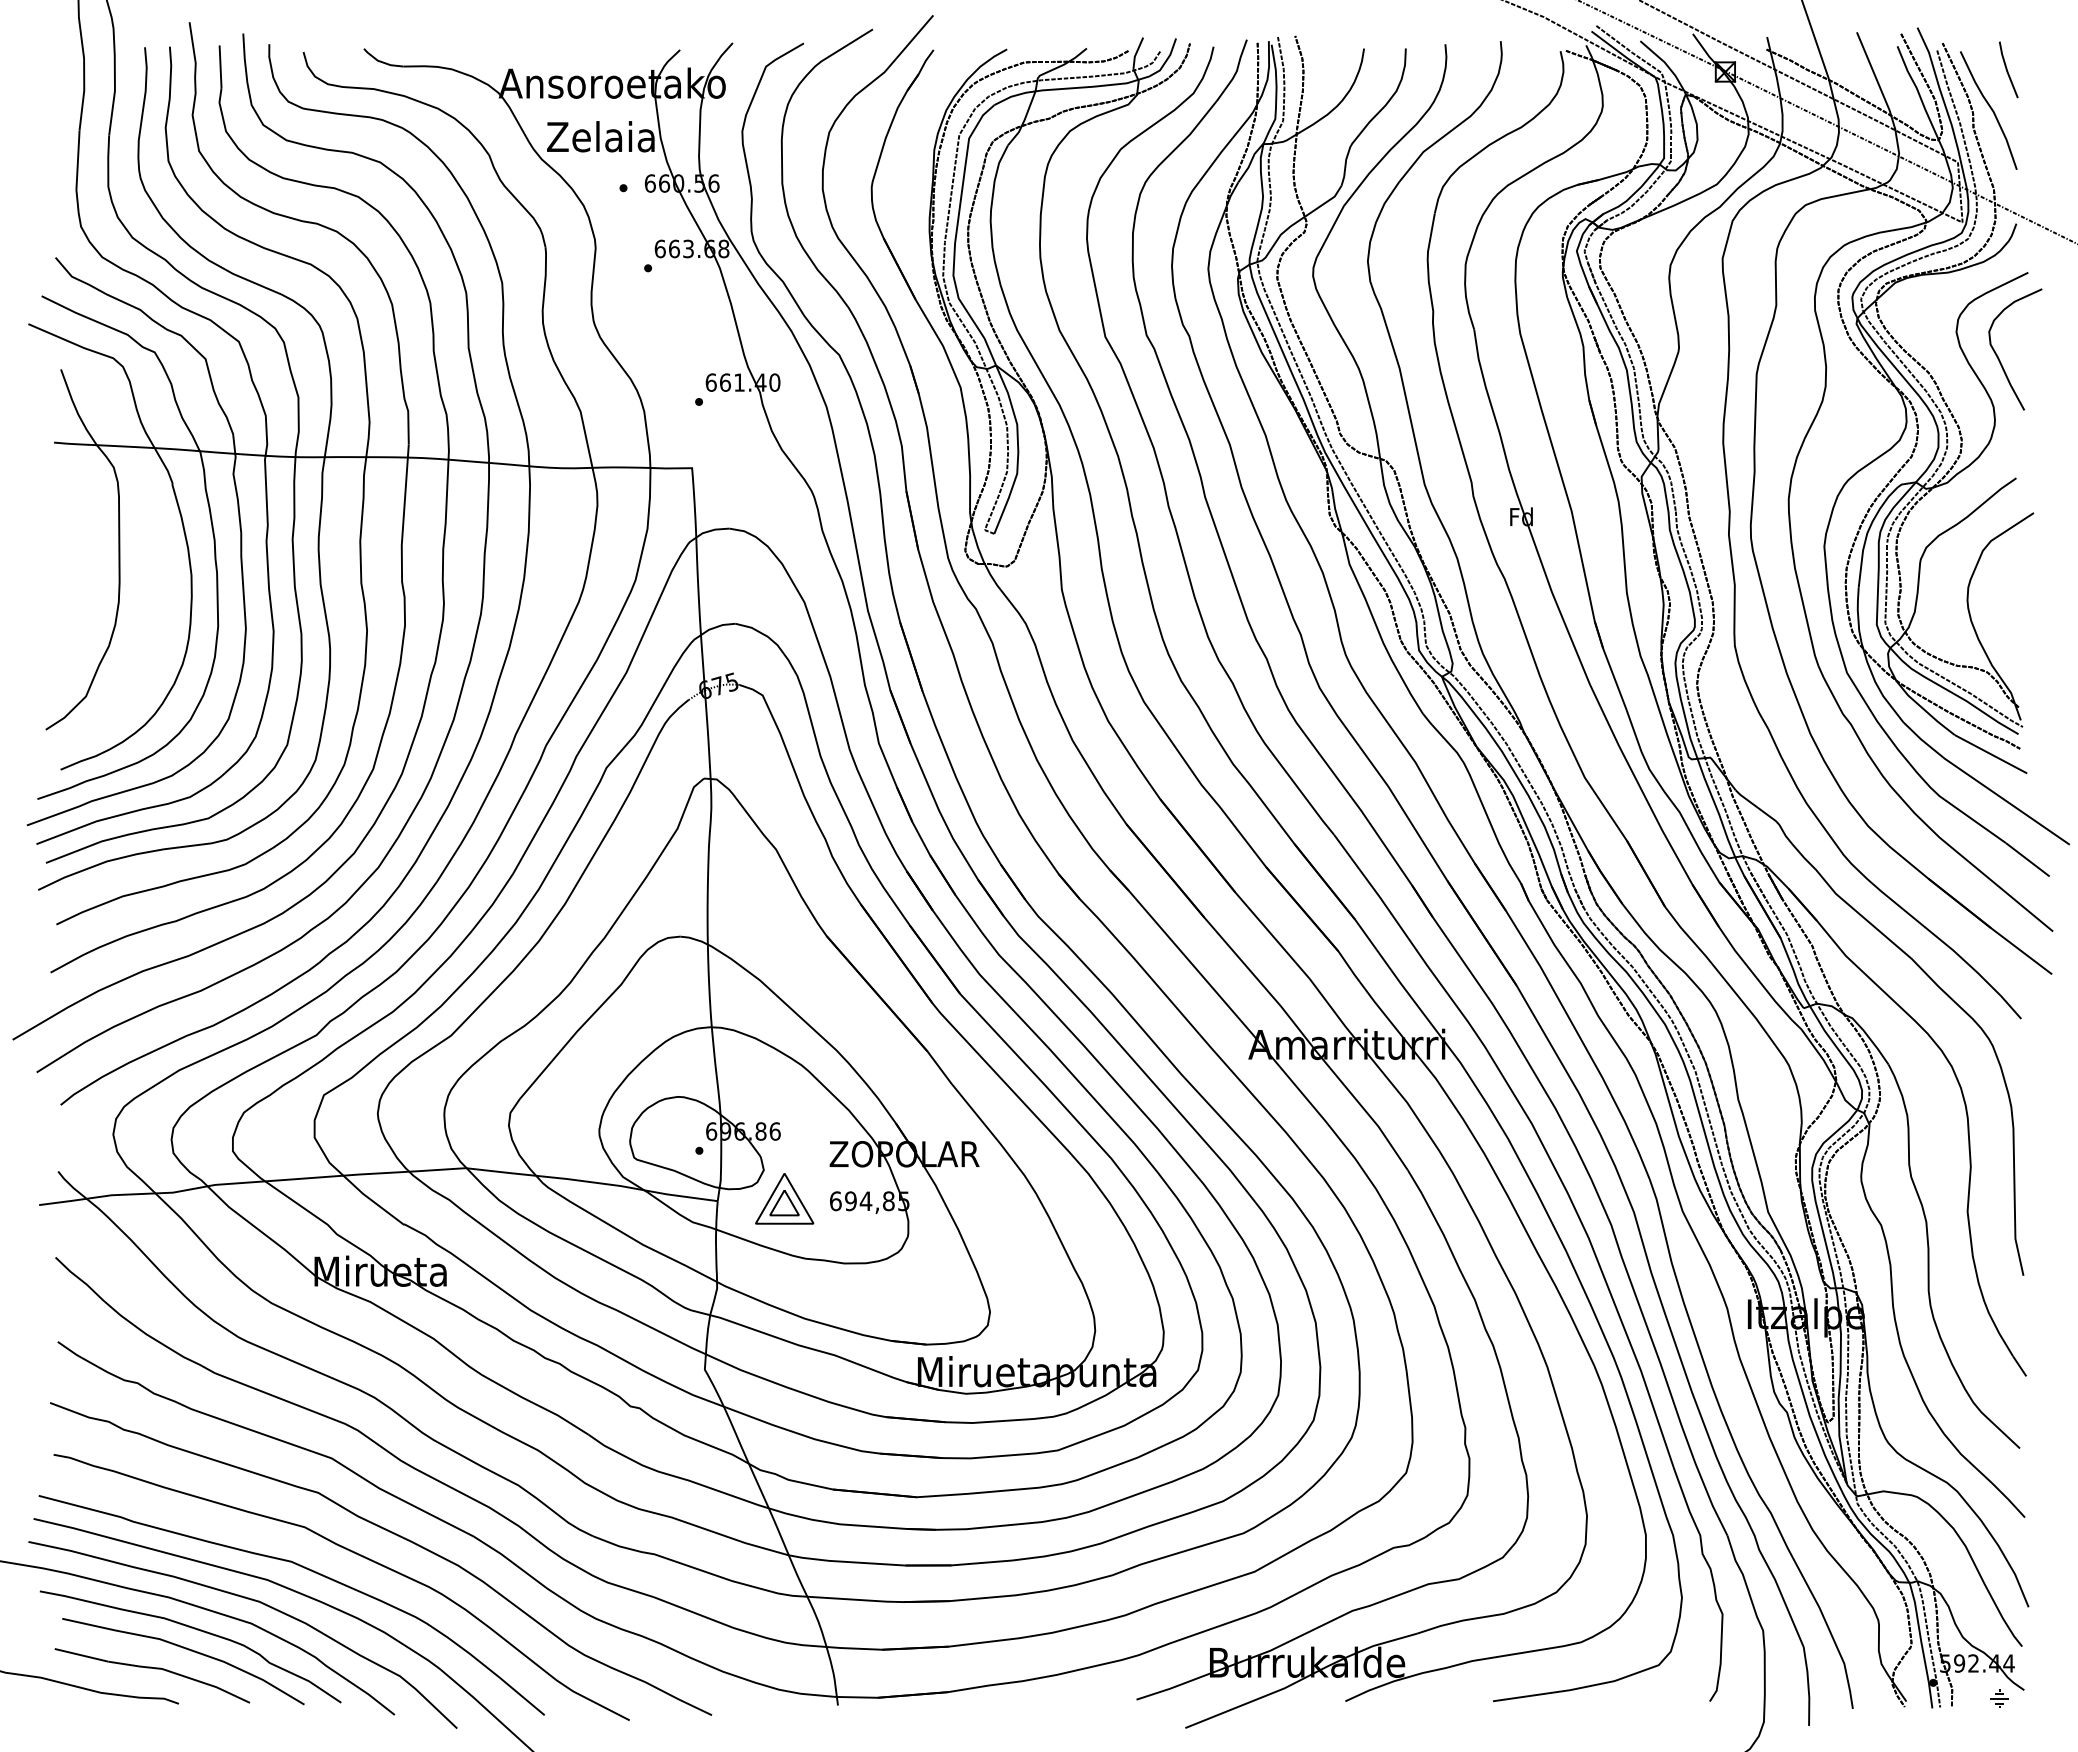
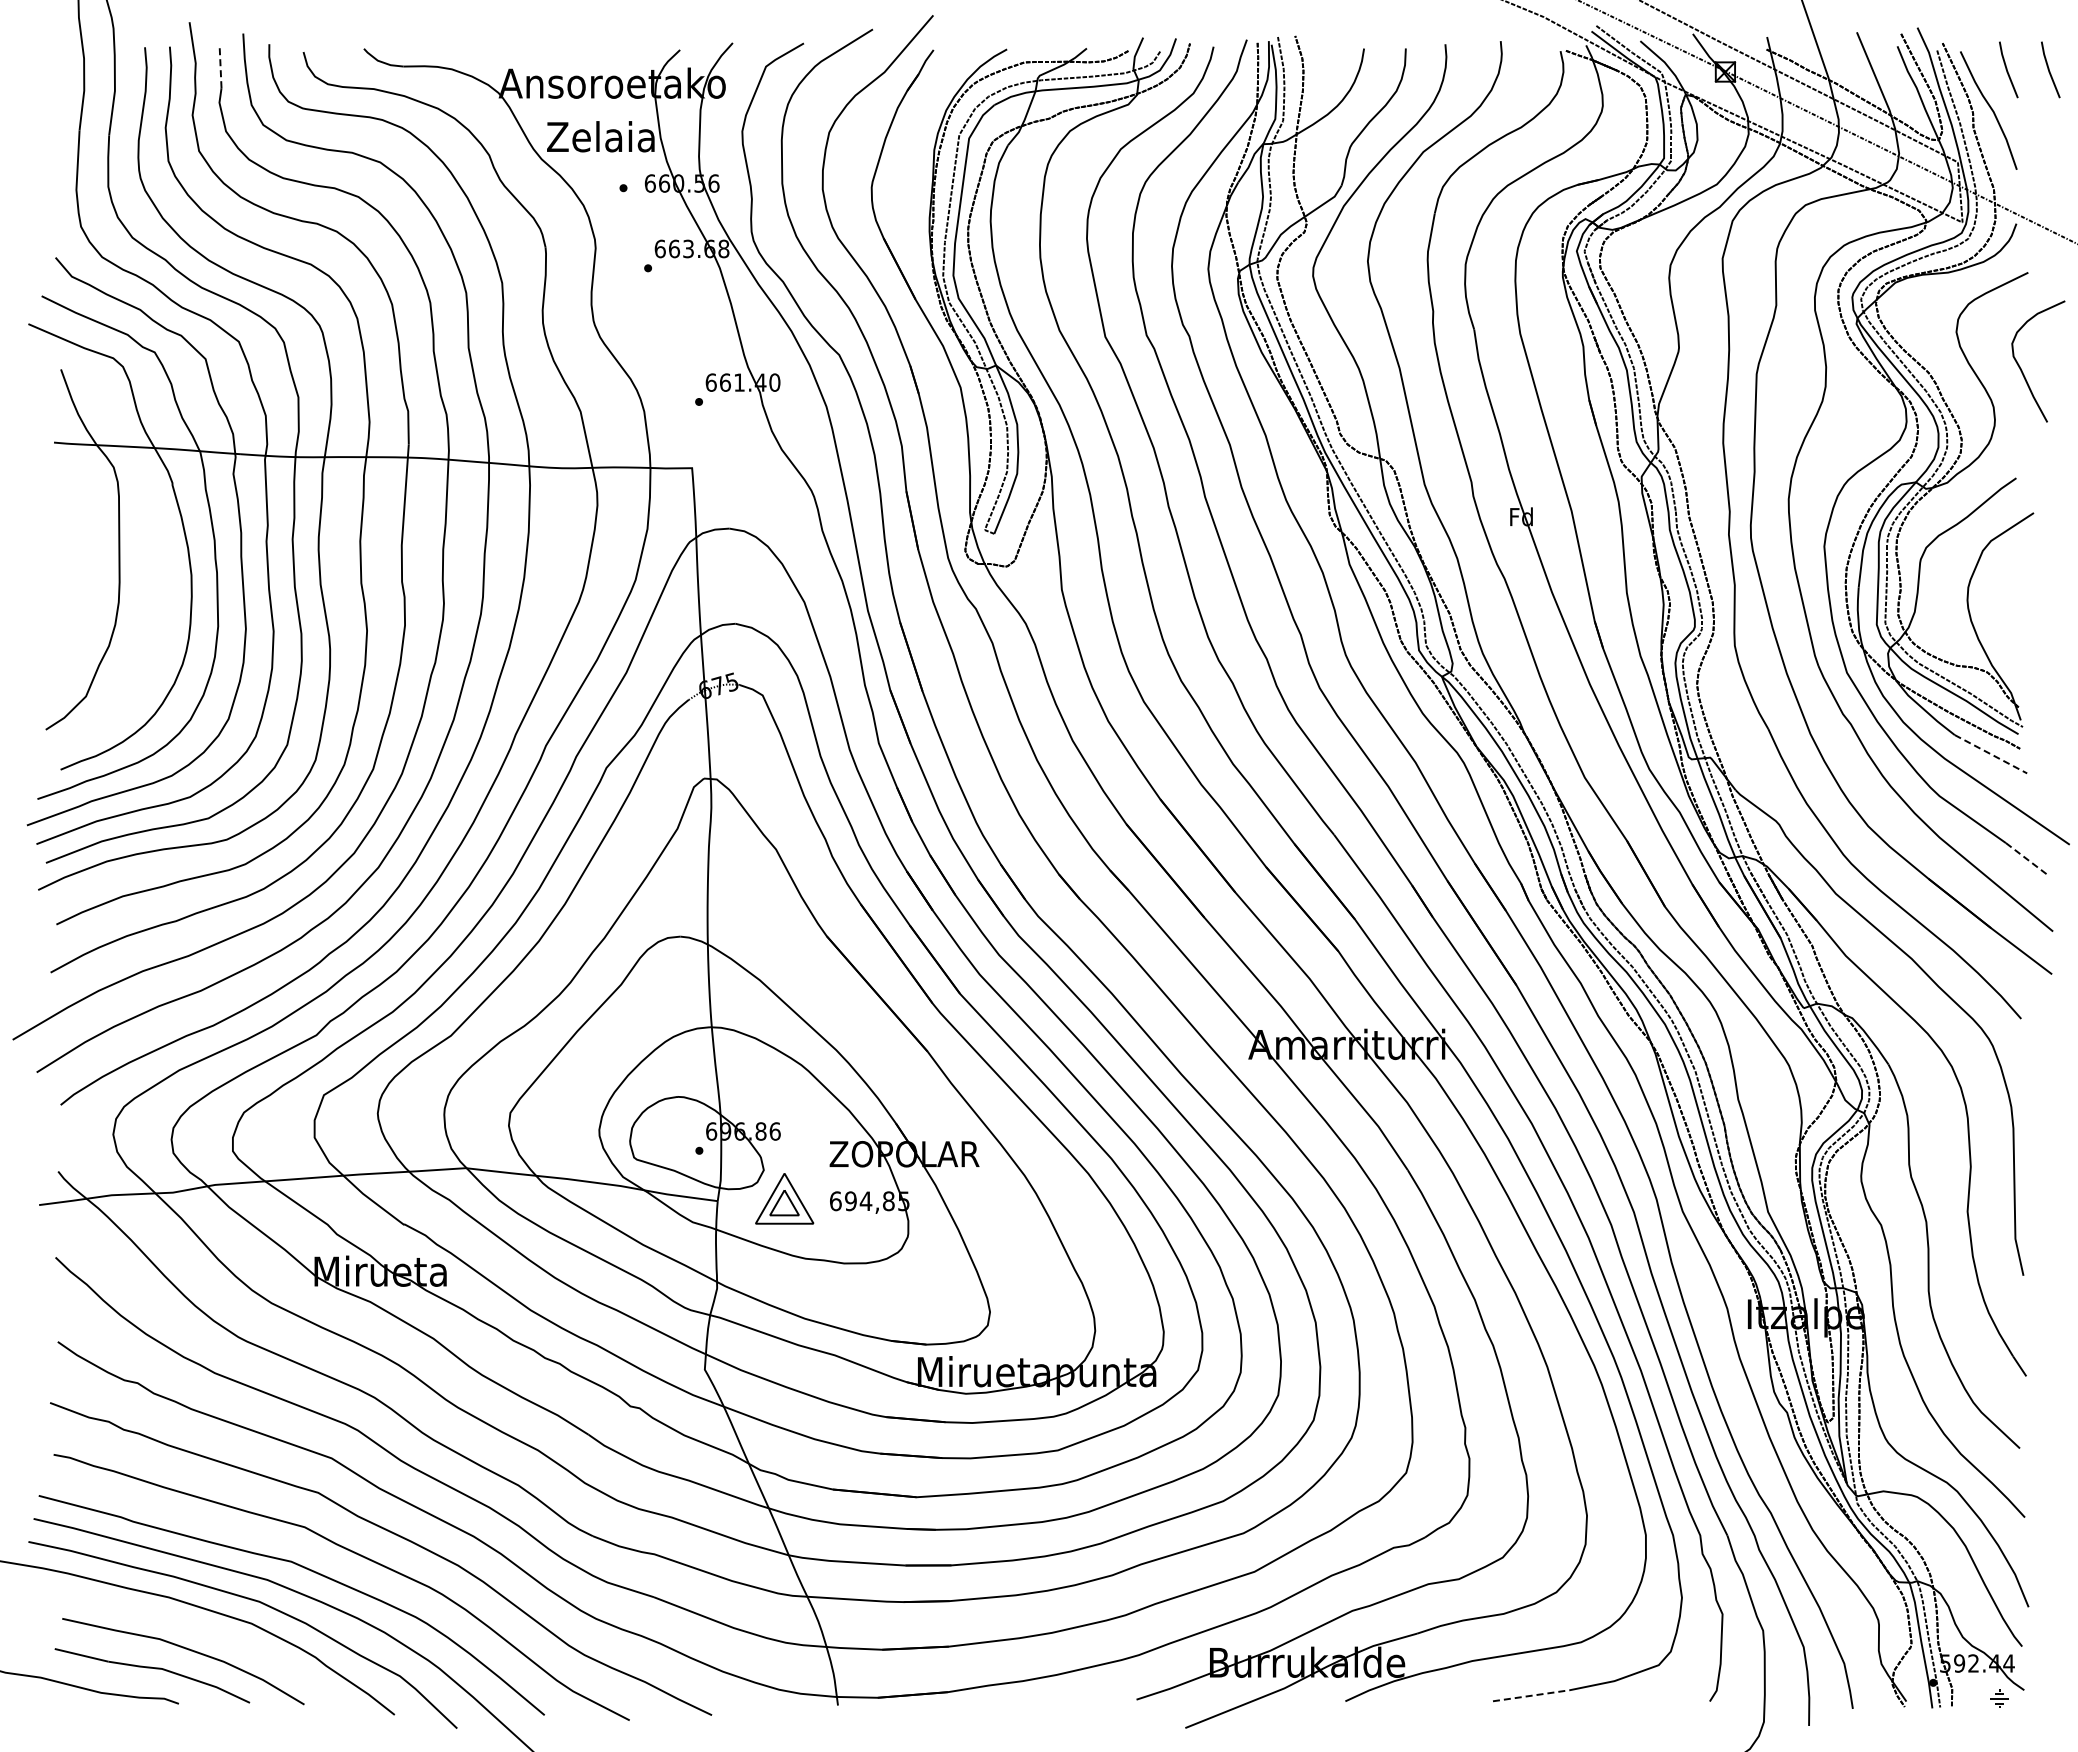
line: solid -> dashed (220, 66)
line: none -> present (2049, 69)
curve position: (1999, 358) -> (2022, 370) (2022, 370)
line: solid -> dashed (1990, 754)
line: solid -> dashed (2028, 860)
curve: present -> none (194, 1629)
line: solid -> dashed (1532, 1695)
